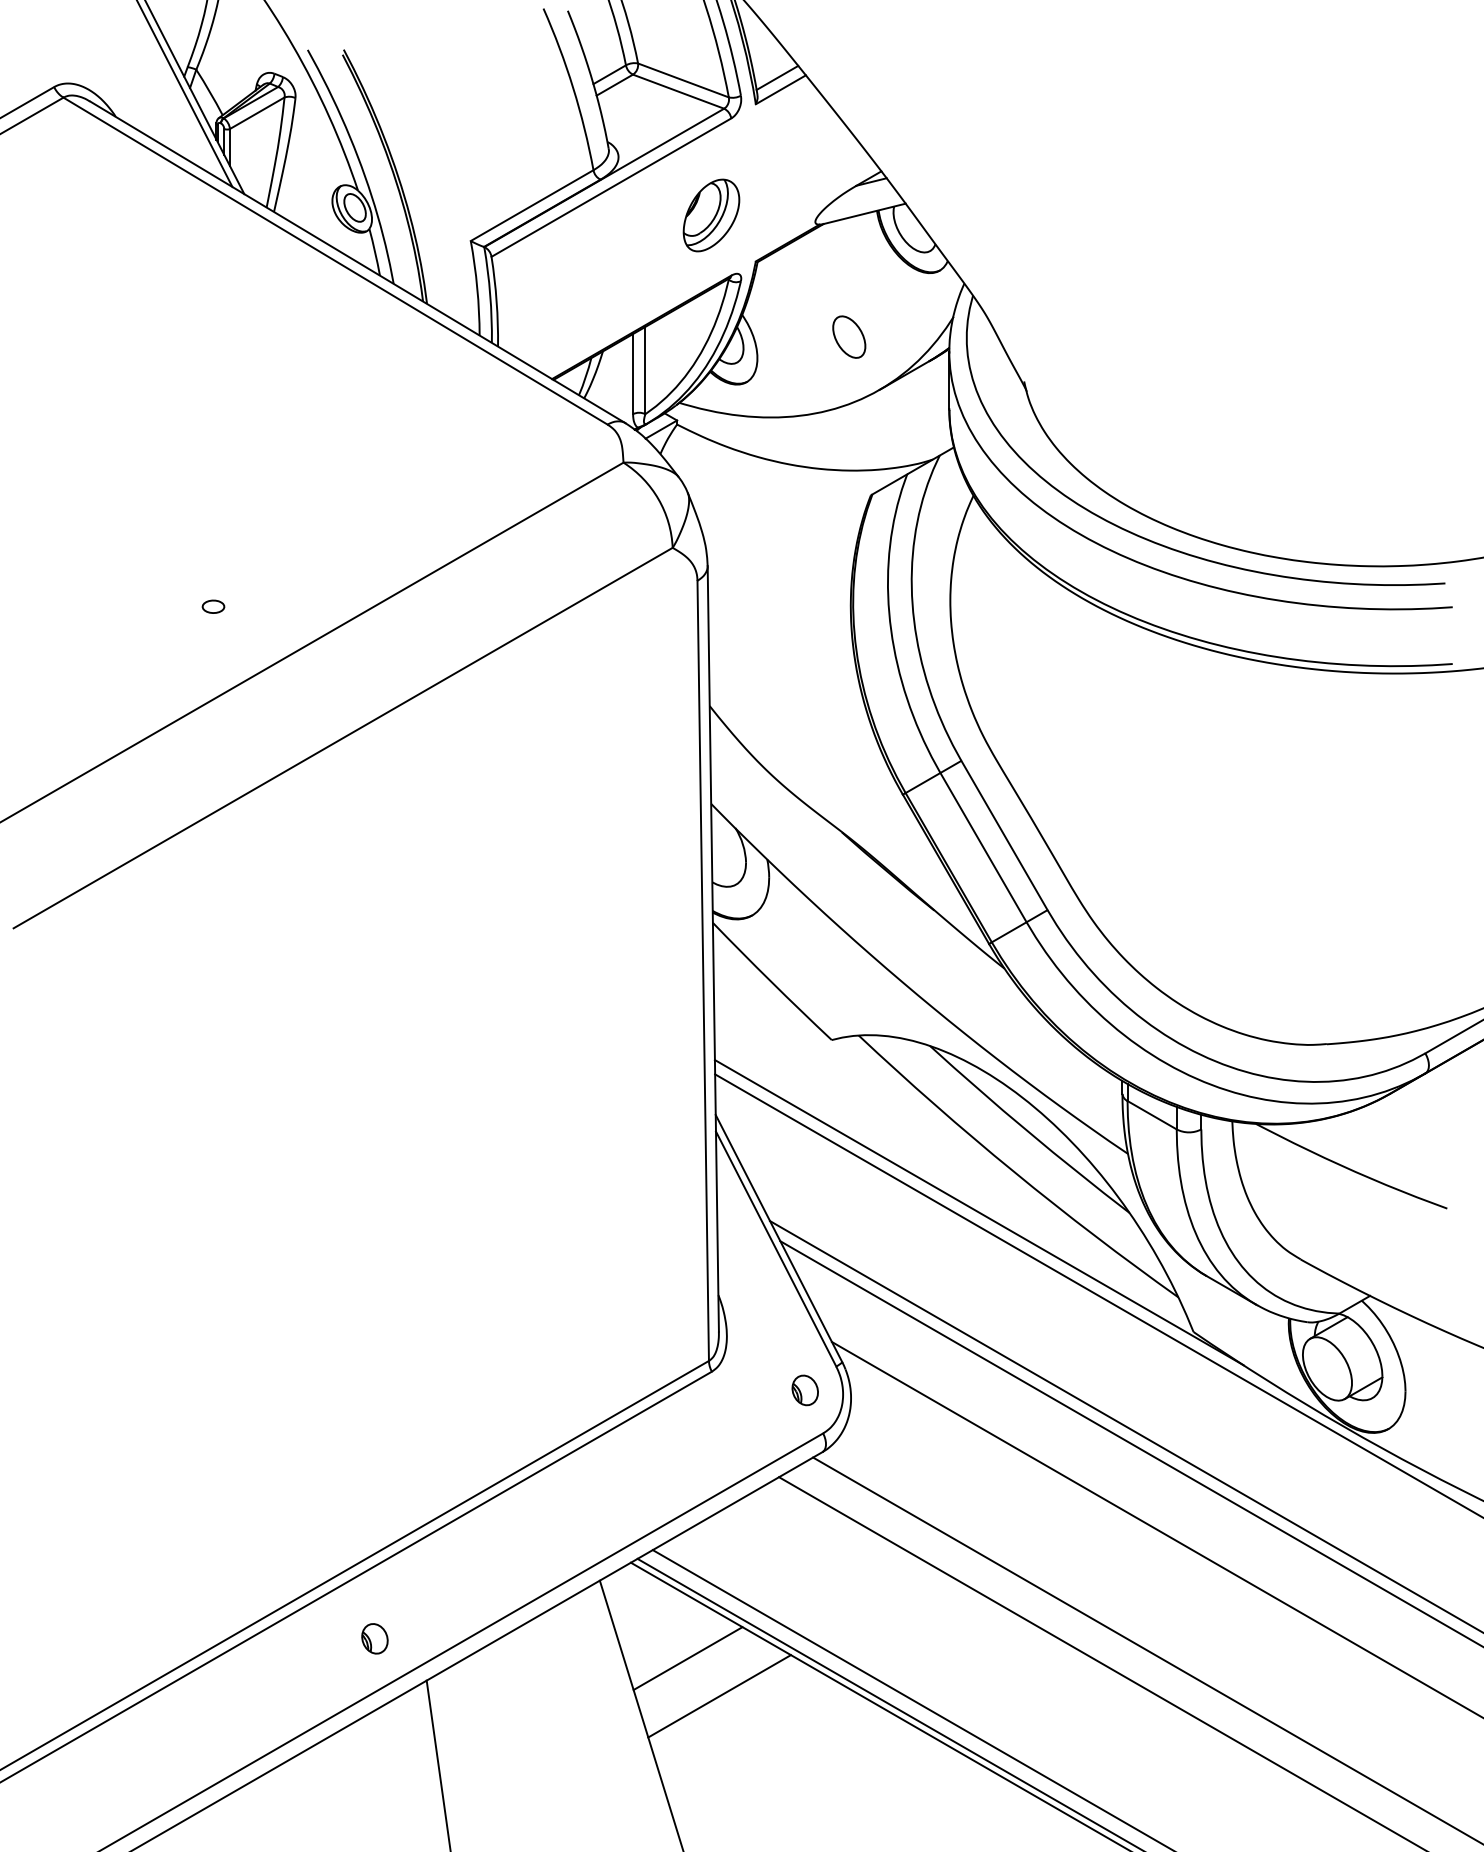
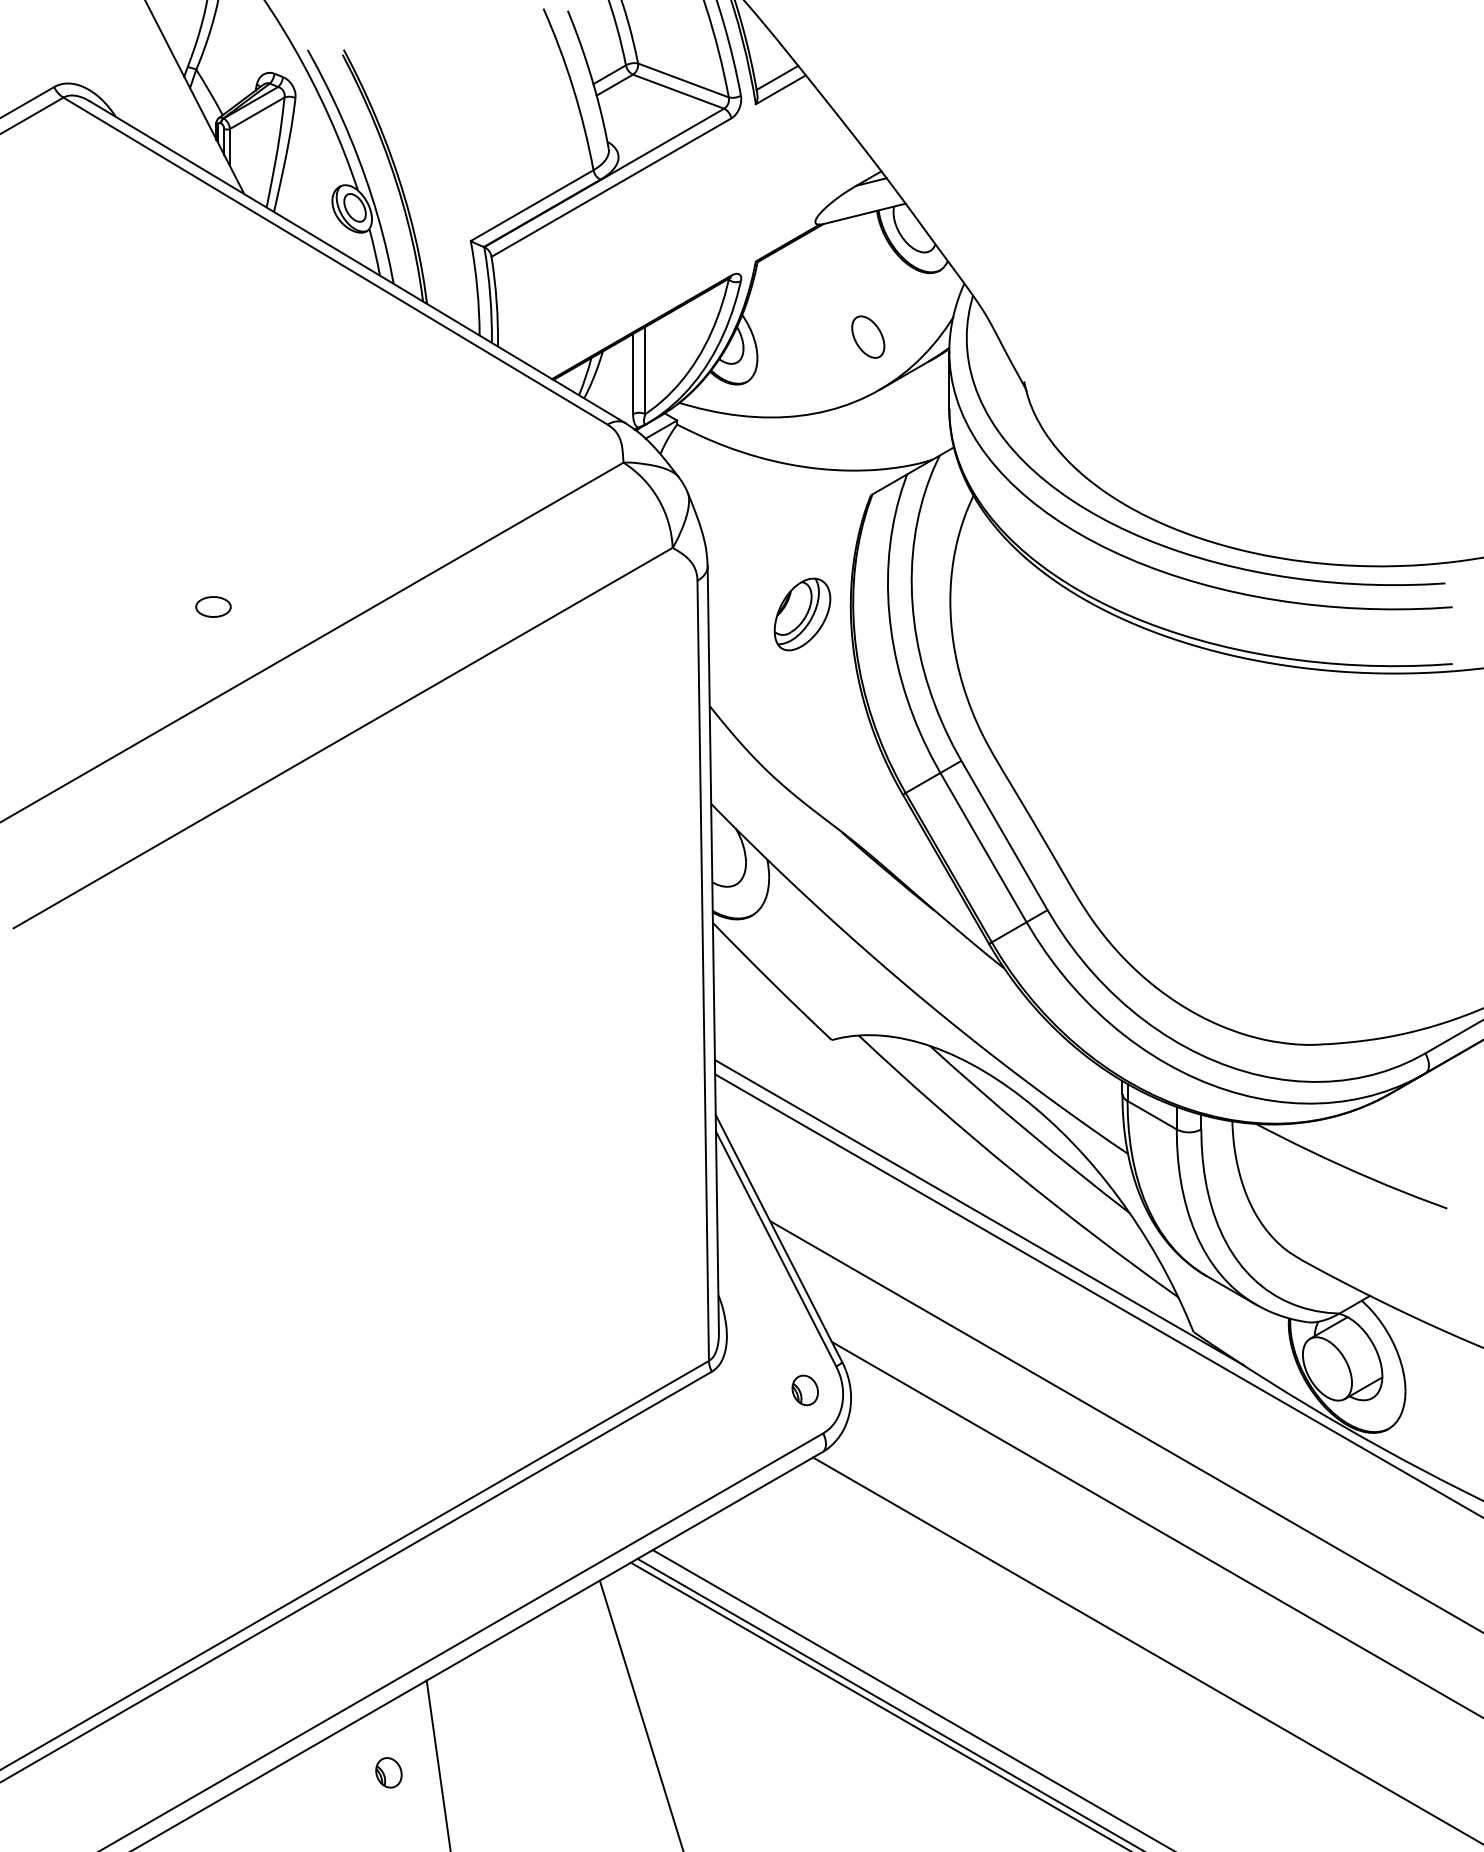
line: present -> none (184, 94)
part position: (711, 215) -> (802, 614) (802, 614)
part position: (849, 336) -> (868, 336) (868, 336)
part size: 25x15 px -> 37x22 px (213, 606)
line: present -> none (1130, 1443)
part position: (374, 1638) -> (388, 1772) (388, 1772)
line: present -> none (687, 1658)
line: present -> none (1100, 1662)
line: present -> none (719, 1696)
